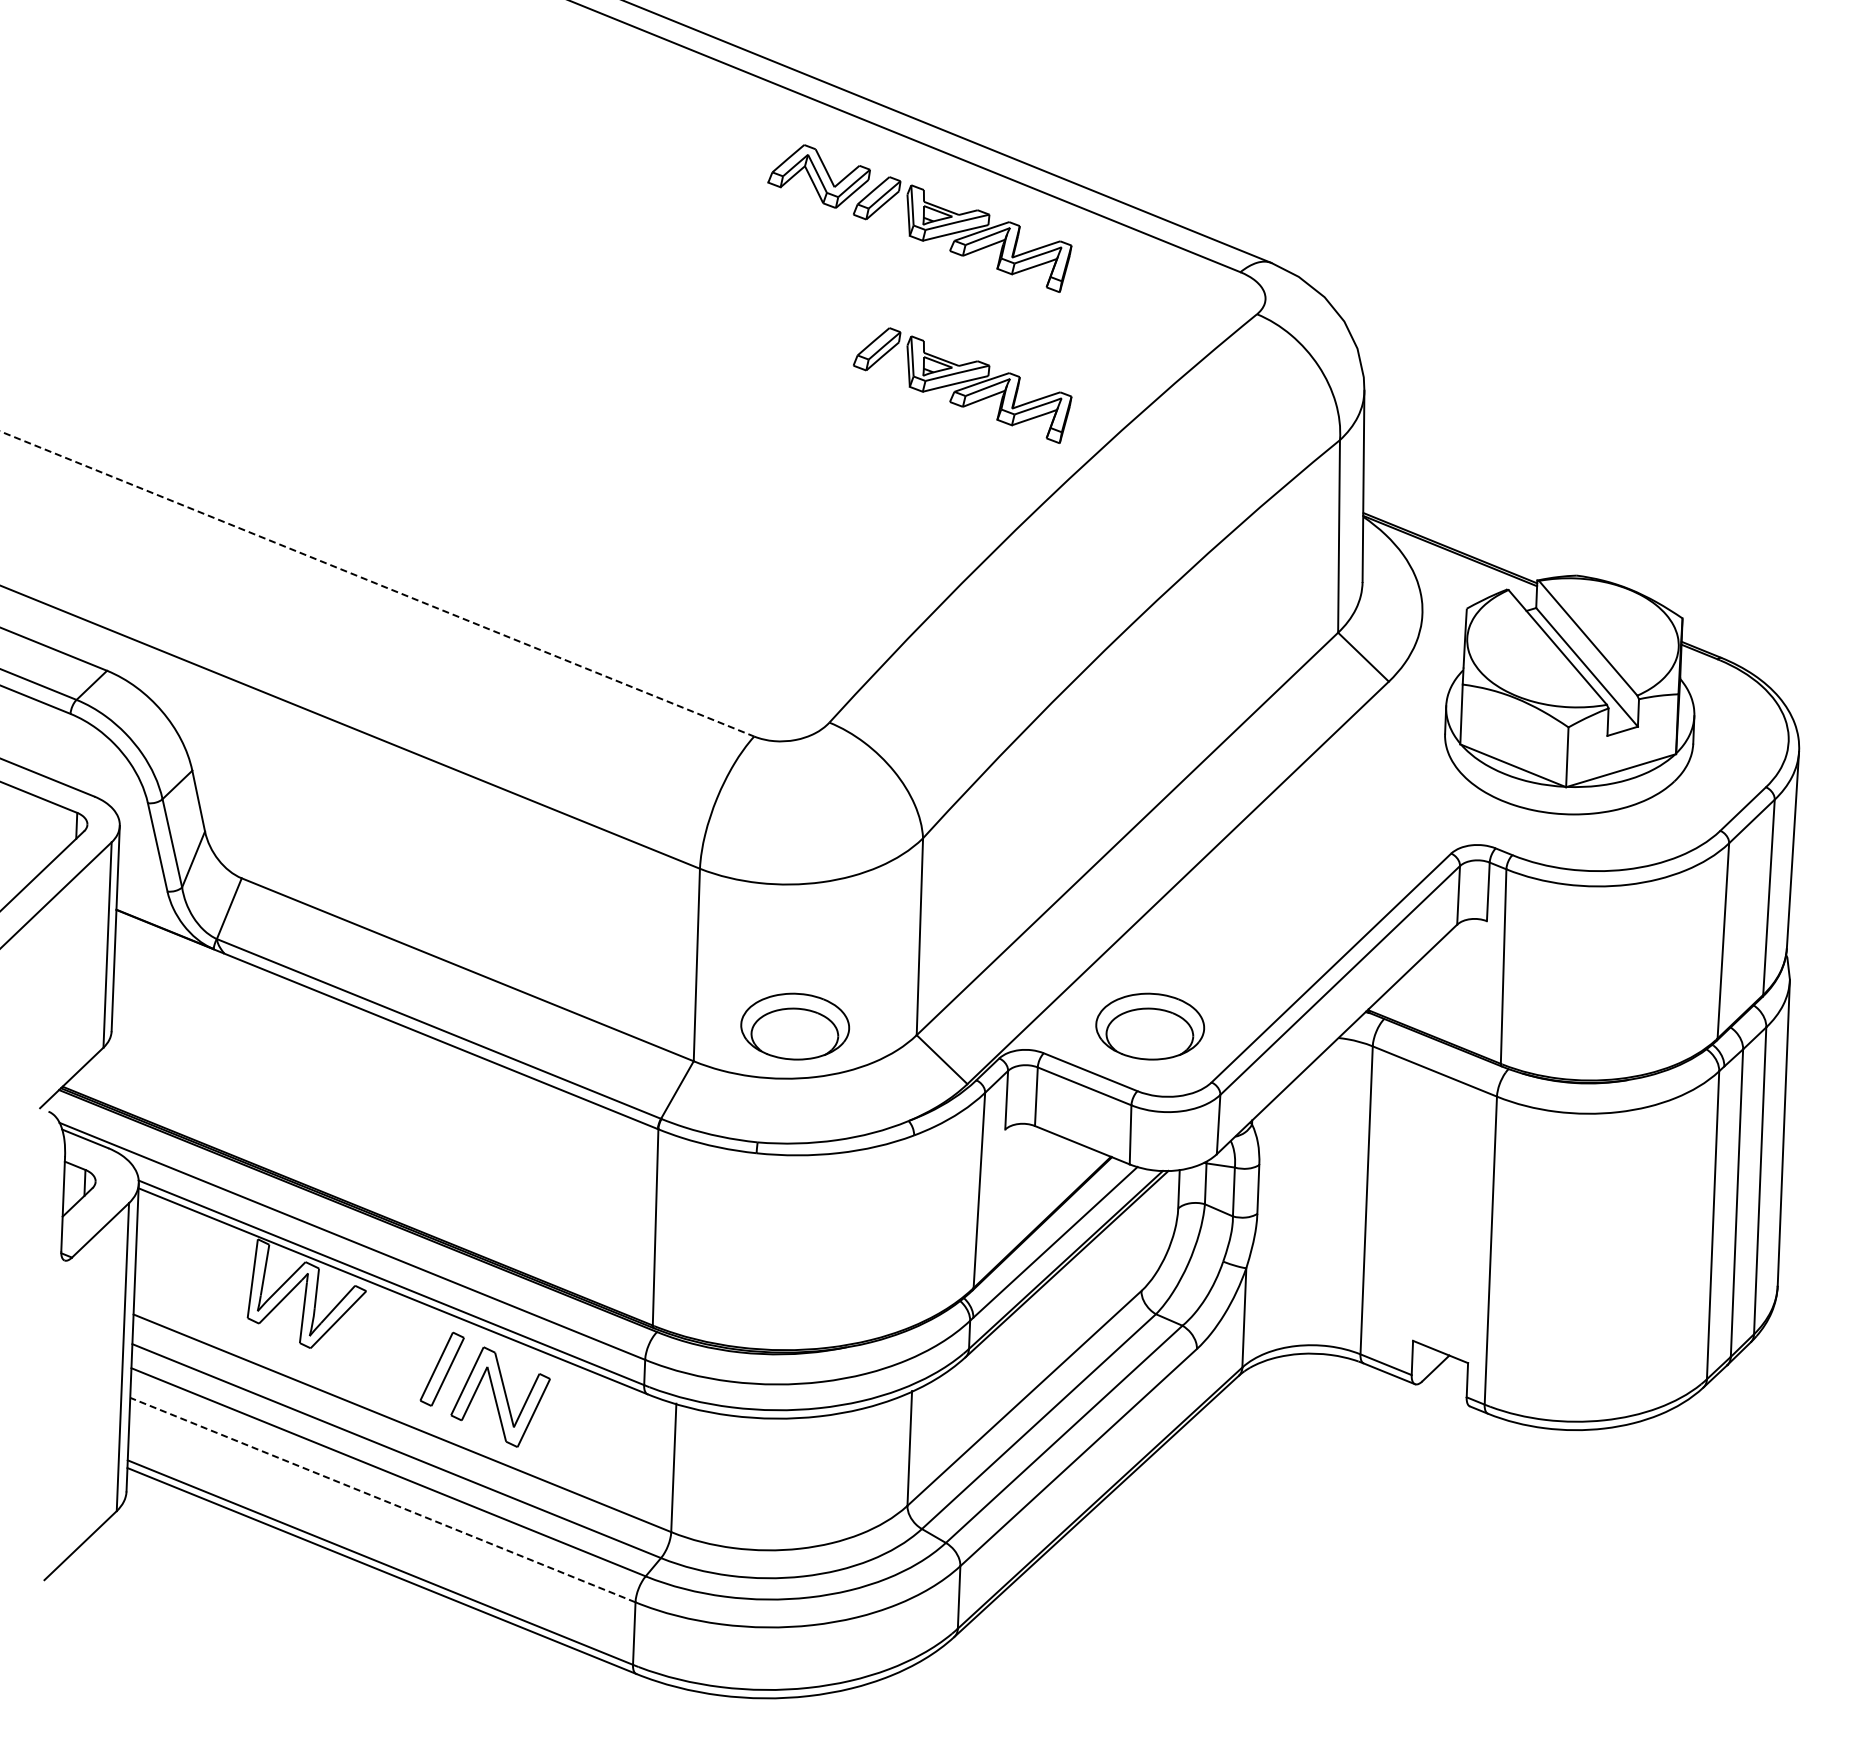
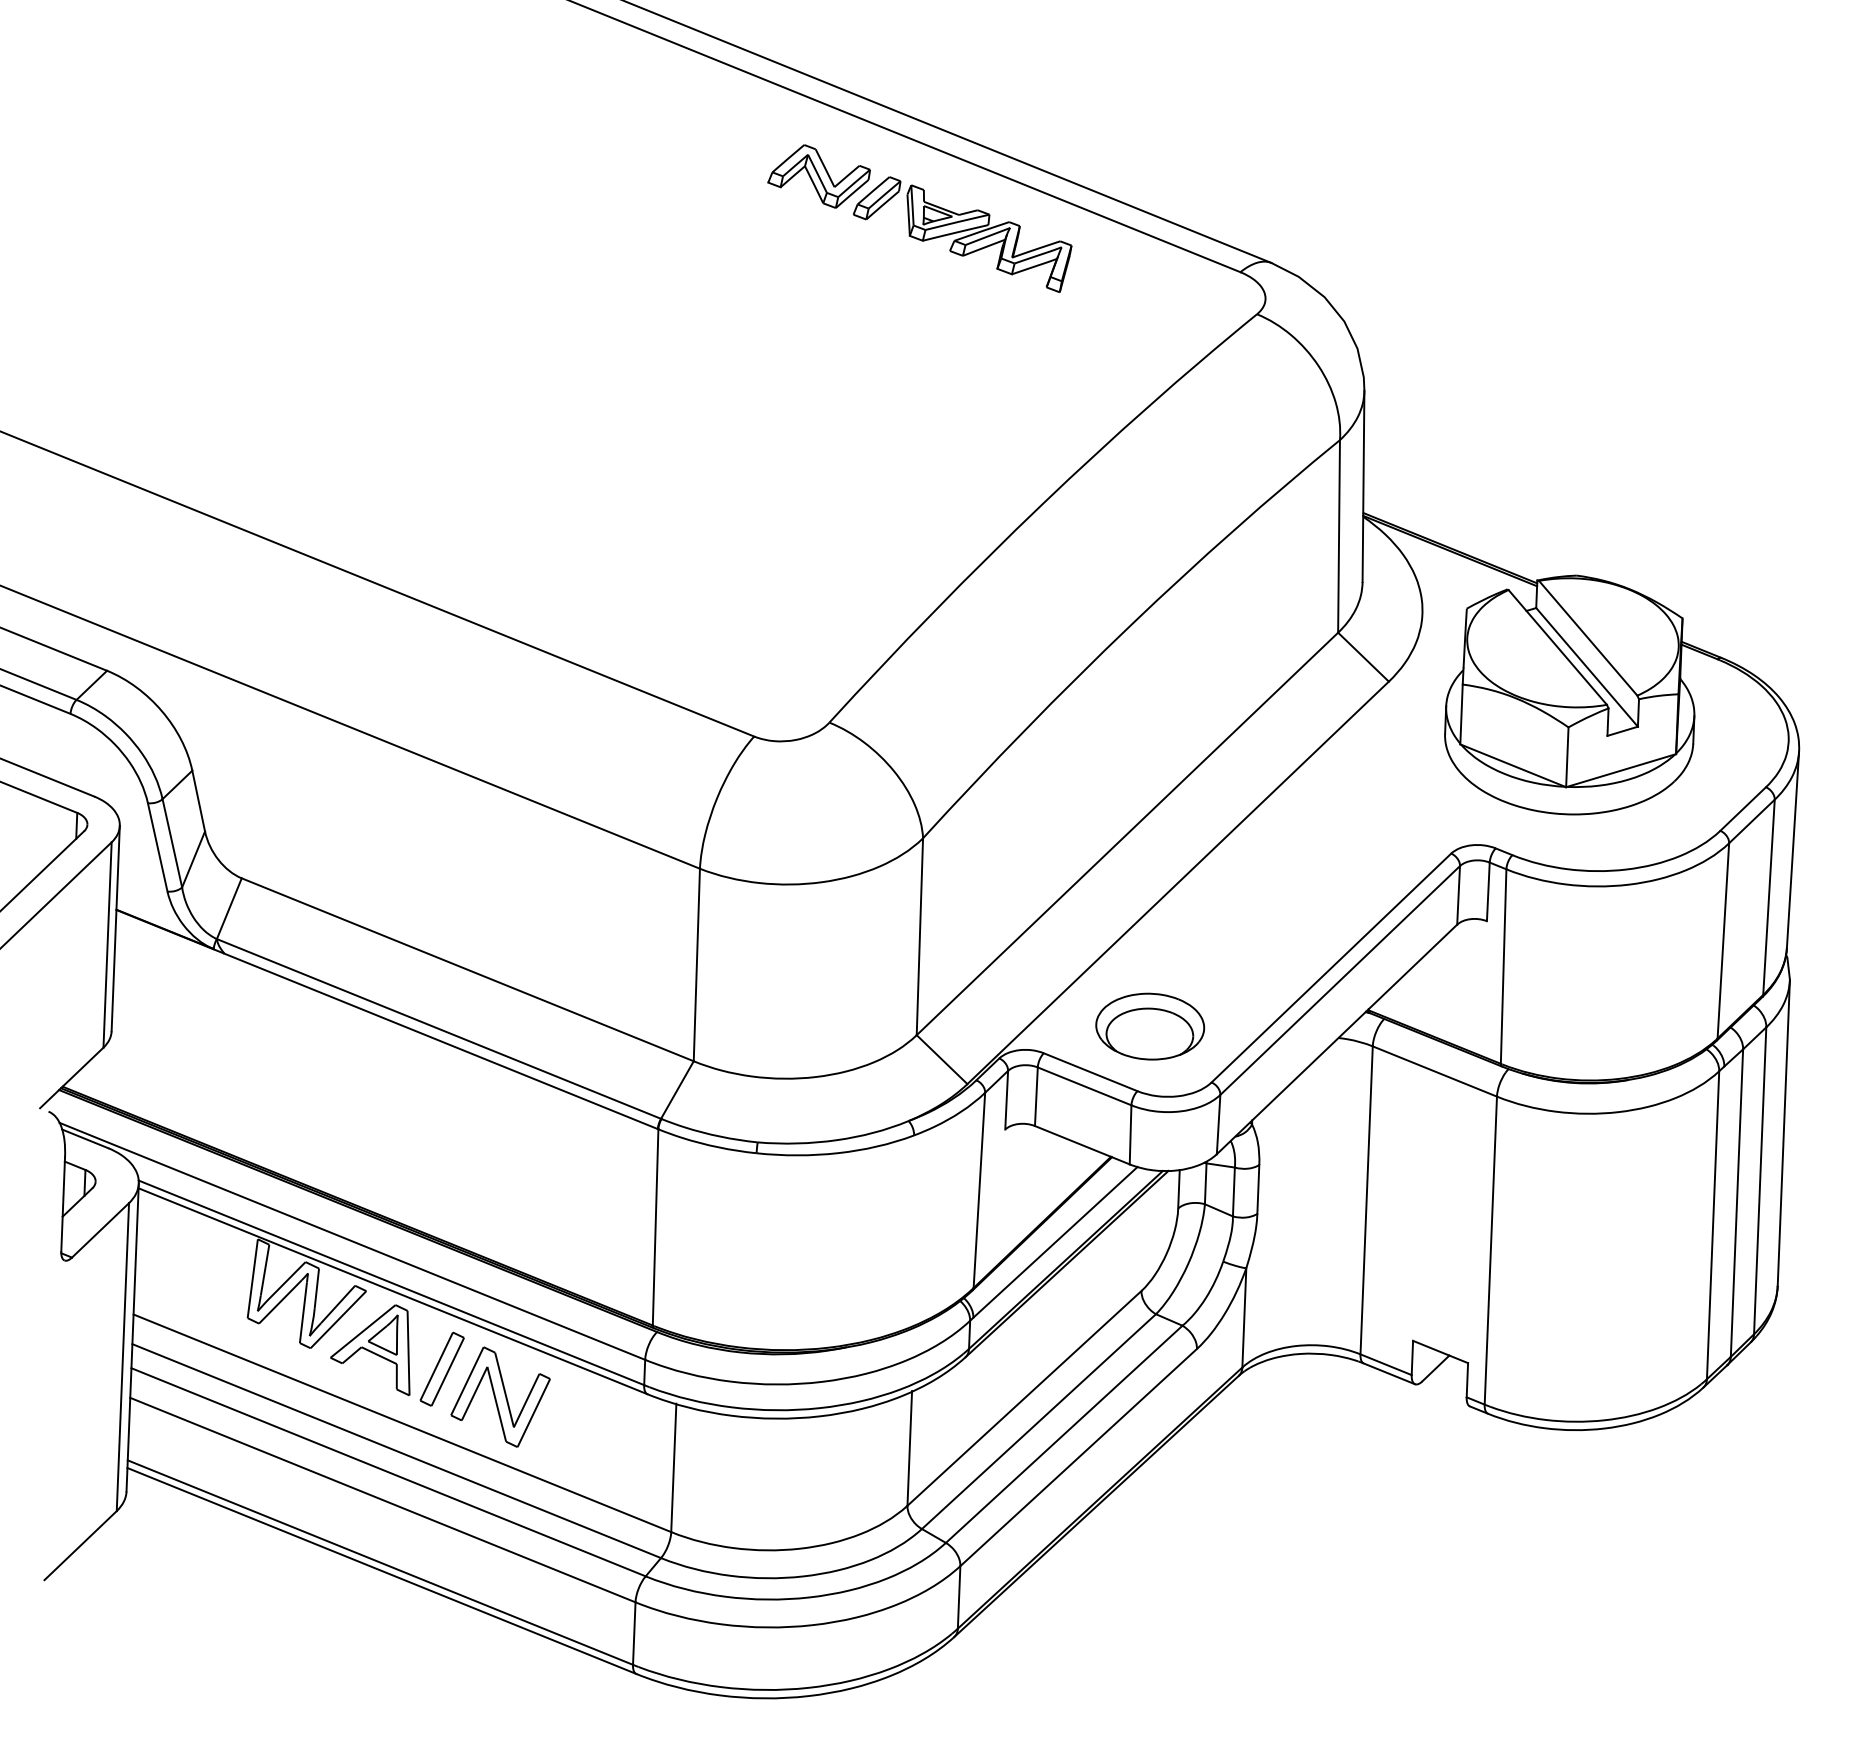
part: present -> none (962, 385)
line: dashed -> solid (378, 584)
part: present -> none (795, 1026)
part: none -> present (370, 1349)
line: dashed -> solid (382, 1500)
